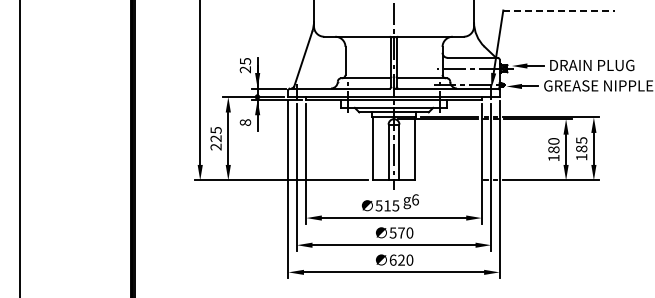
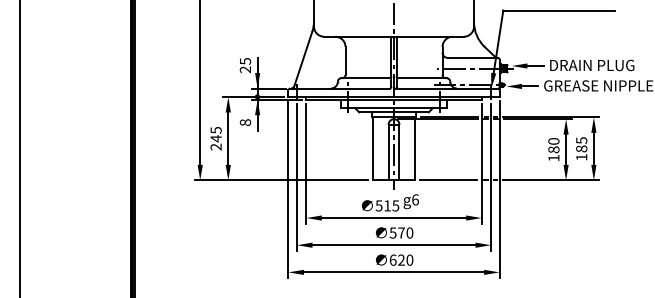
line: dashed -> solid (558, 10)
text: 225 -> 245 (215, 138)
line: none -> present (448, 180)
